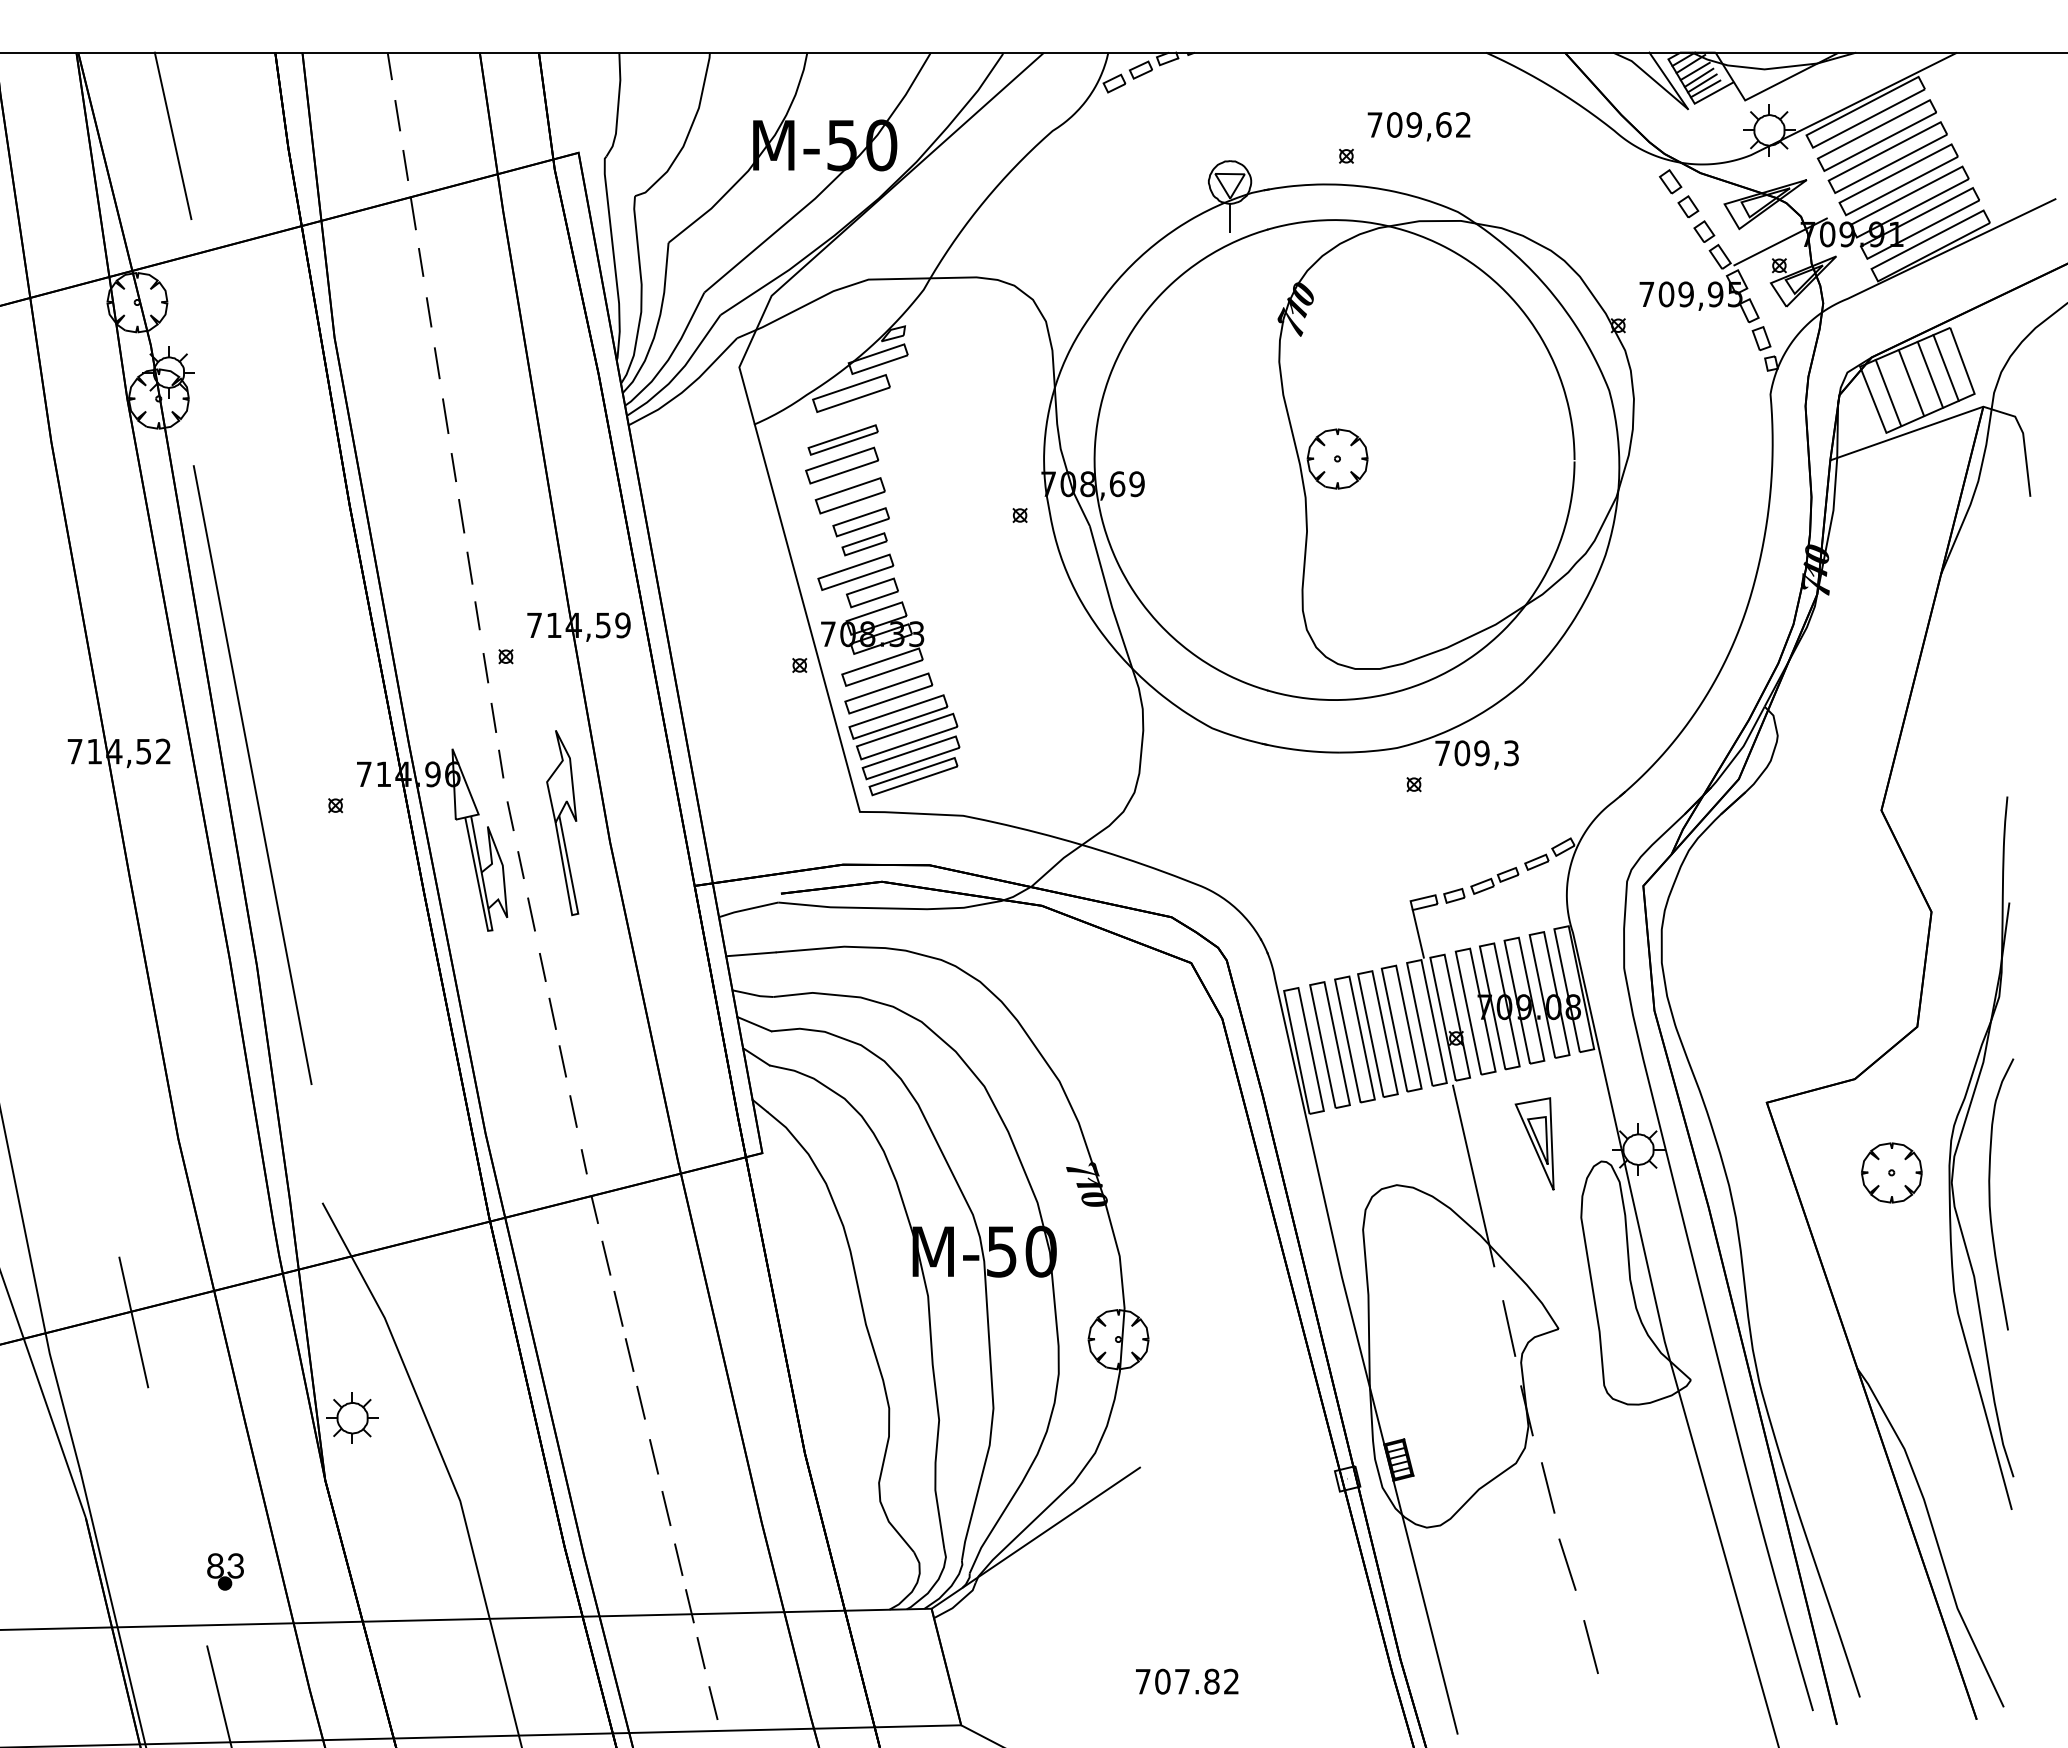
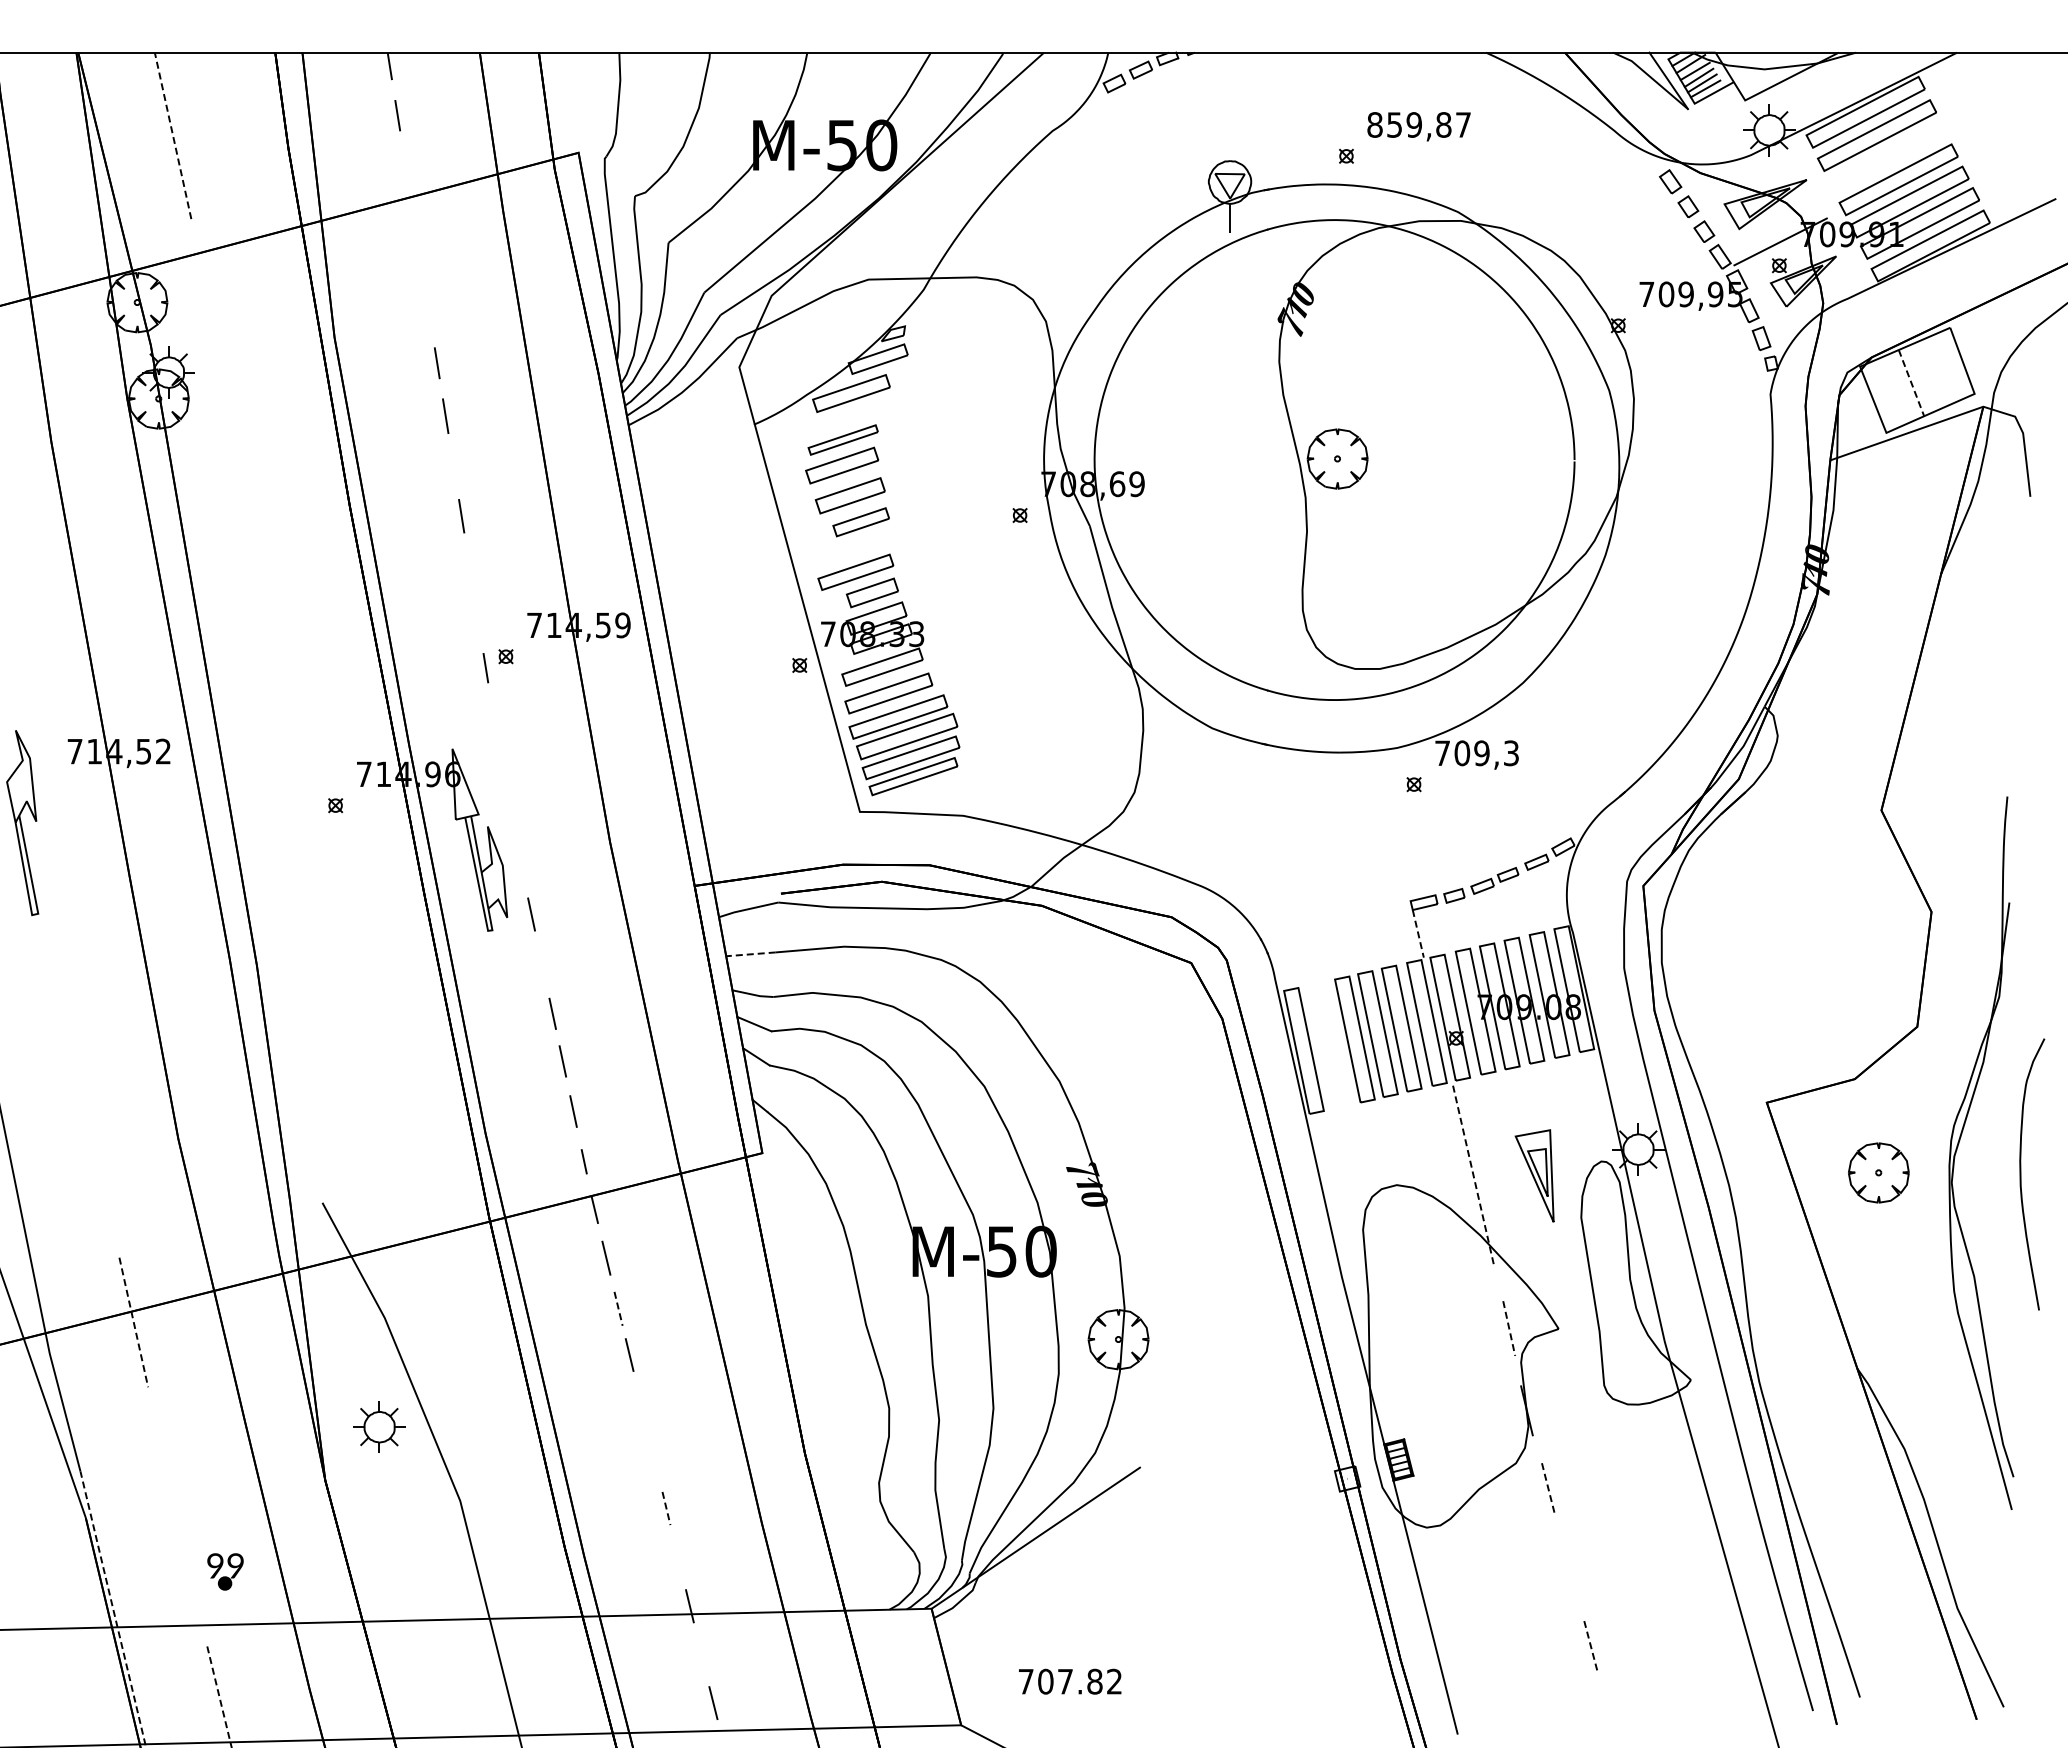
text: 709,62 -> 859,87 (1418, 124)
line: solid -> dashed (173, 135)
part: present -> none (1887, 157)
line: present -> none (405, 165)
line: present -> none (412, 213)
line: present -> none (421, 262)
line: present -> none (428, 312)
line: present -> none (1945, 367)
line: present -> none (1930, 374)
line: solid -> dashed (1911, 383)
line: present -> none (1888, 392)
line: present -> none (453, 467)
part: present -> none (864, 544)
line: present -> none (469, 567)
line: present -> none (477, 615)
line: present -> none (493, 717)
line: present -> none (501, 763)
line: present -> none (252, 775)
line: present -> none (510, 816)
part position: (562, 823) -> (22, 823) (22, 823)
line: present -> none (520, 865)
line: solid -> dashed (1418, 934)
line: solid -> dashed (750, 954)
line: present -> none (542, 966)
part: present -> none (1329, 1044)
part position: (1534, 1143) -> (1534, 1175) (1534, 1175)
part position: (1891, 1172) -> (1878, 1172) (1878, 1172)
line: solid -> dashed (1473, 1176)
curve position: (1990, 1194) -> (2021, 1174) (2021, 1174)
line: solid -> dashed (618, 1309)
line: solid -> dashed (133, 1322)
line: solid -> dashed (1509, 1329)
line: present -> none (640, 1402)
part position: (352, 1417) -> (379, 1426) (379, 1426)
line: present -> none (654, 1456)
line: solid -> dashed (1548, 1487)
line: solid -> dashed (666, 1508)
line: present -> none (678, 1559)
line: present -> none (1567, 1564)
text: 83 -> 99 (225, 1565)
line: solid -> dashed (113, 1609)
line: solid -> dashed (1591, 1647)
line: present -> none (700, 1653)
text position: (1187, 1681) -> (1070, 1681) (1070, 1681)
line: solid -> dashed (219, 1697)
